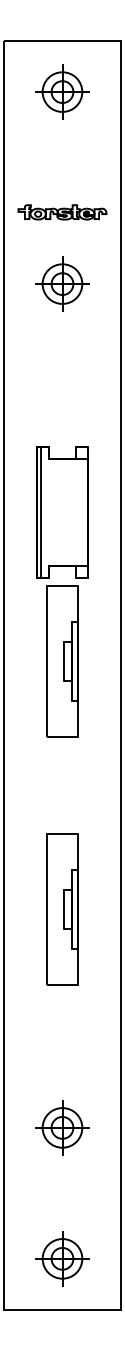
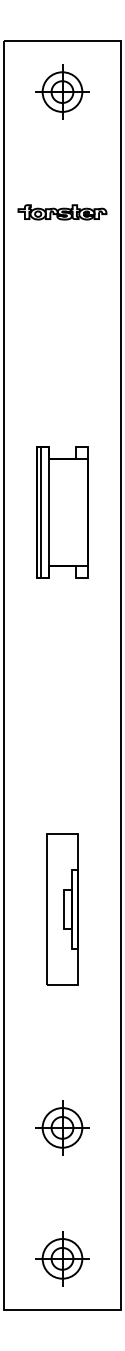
part: present -> none (62, 283)
line: none -> present (48, 512)
part: present -> none (62, 661)
